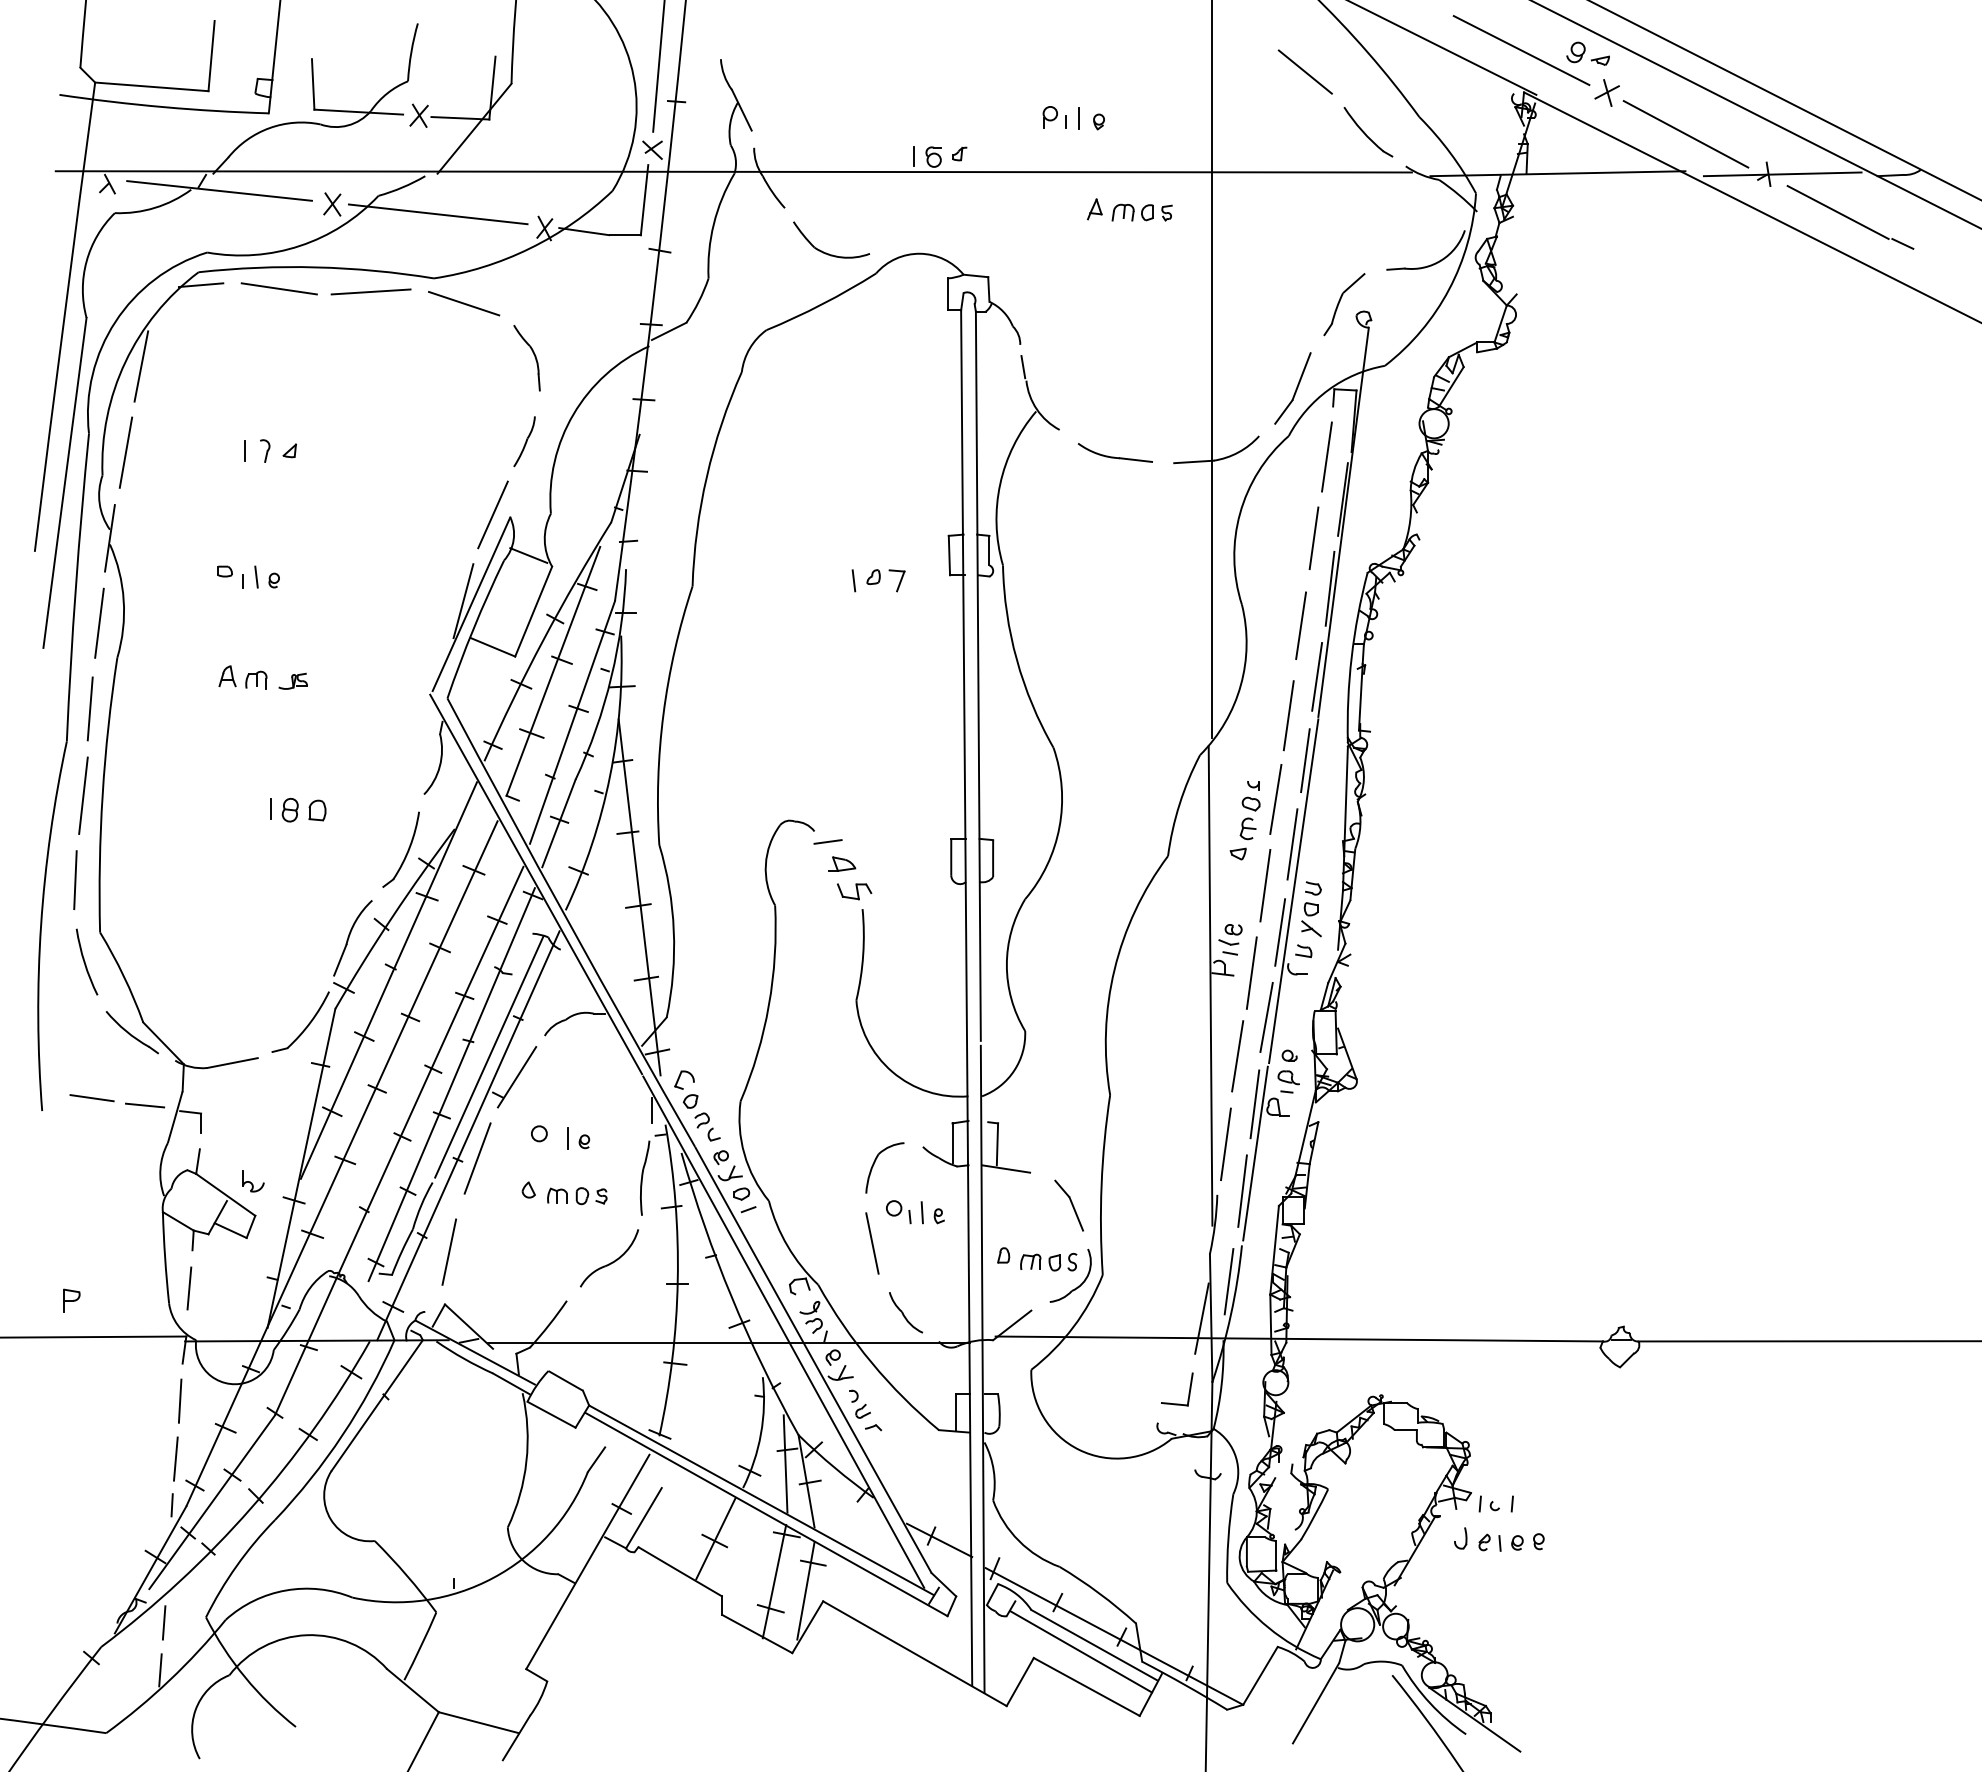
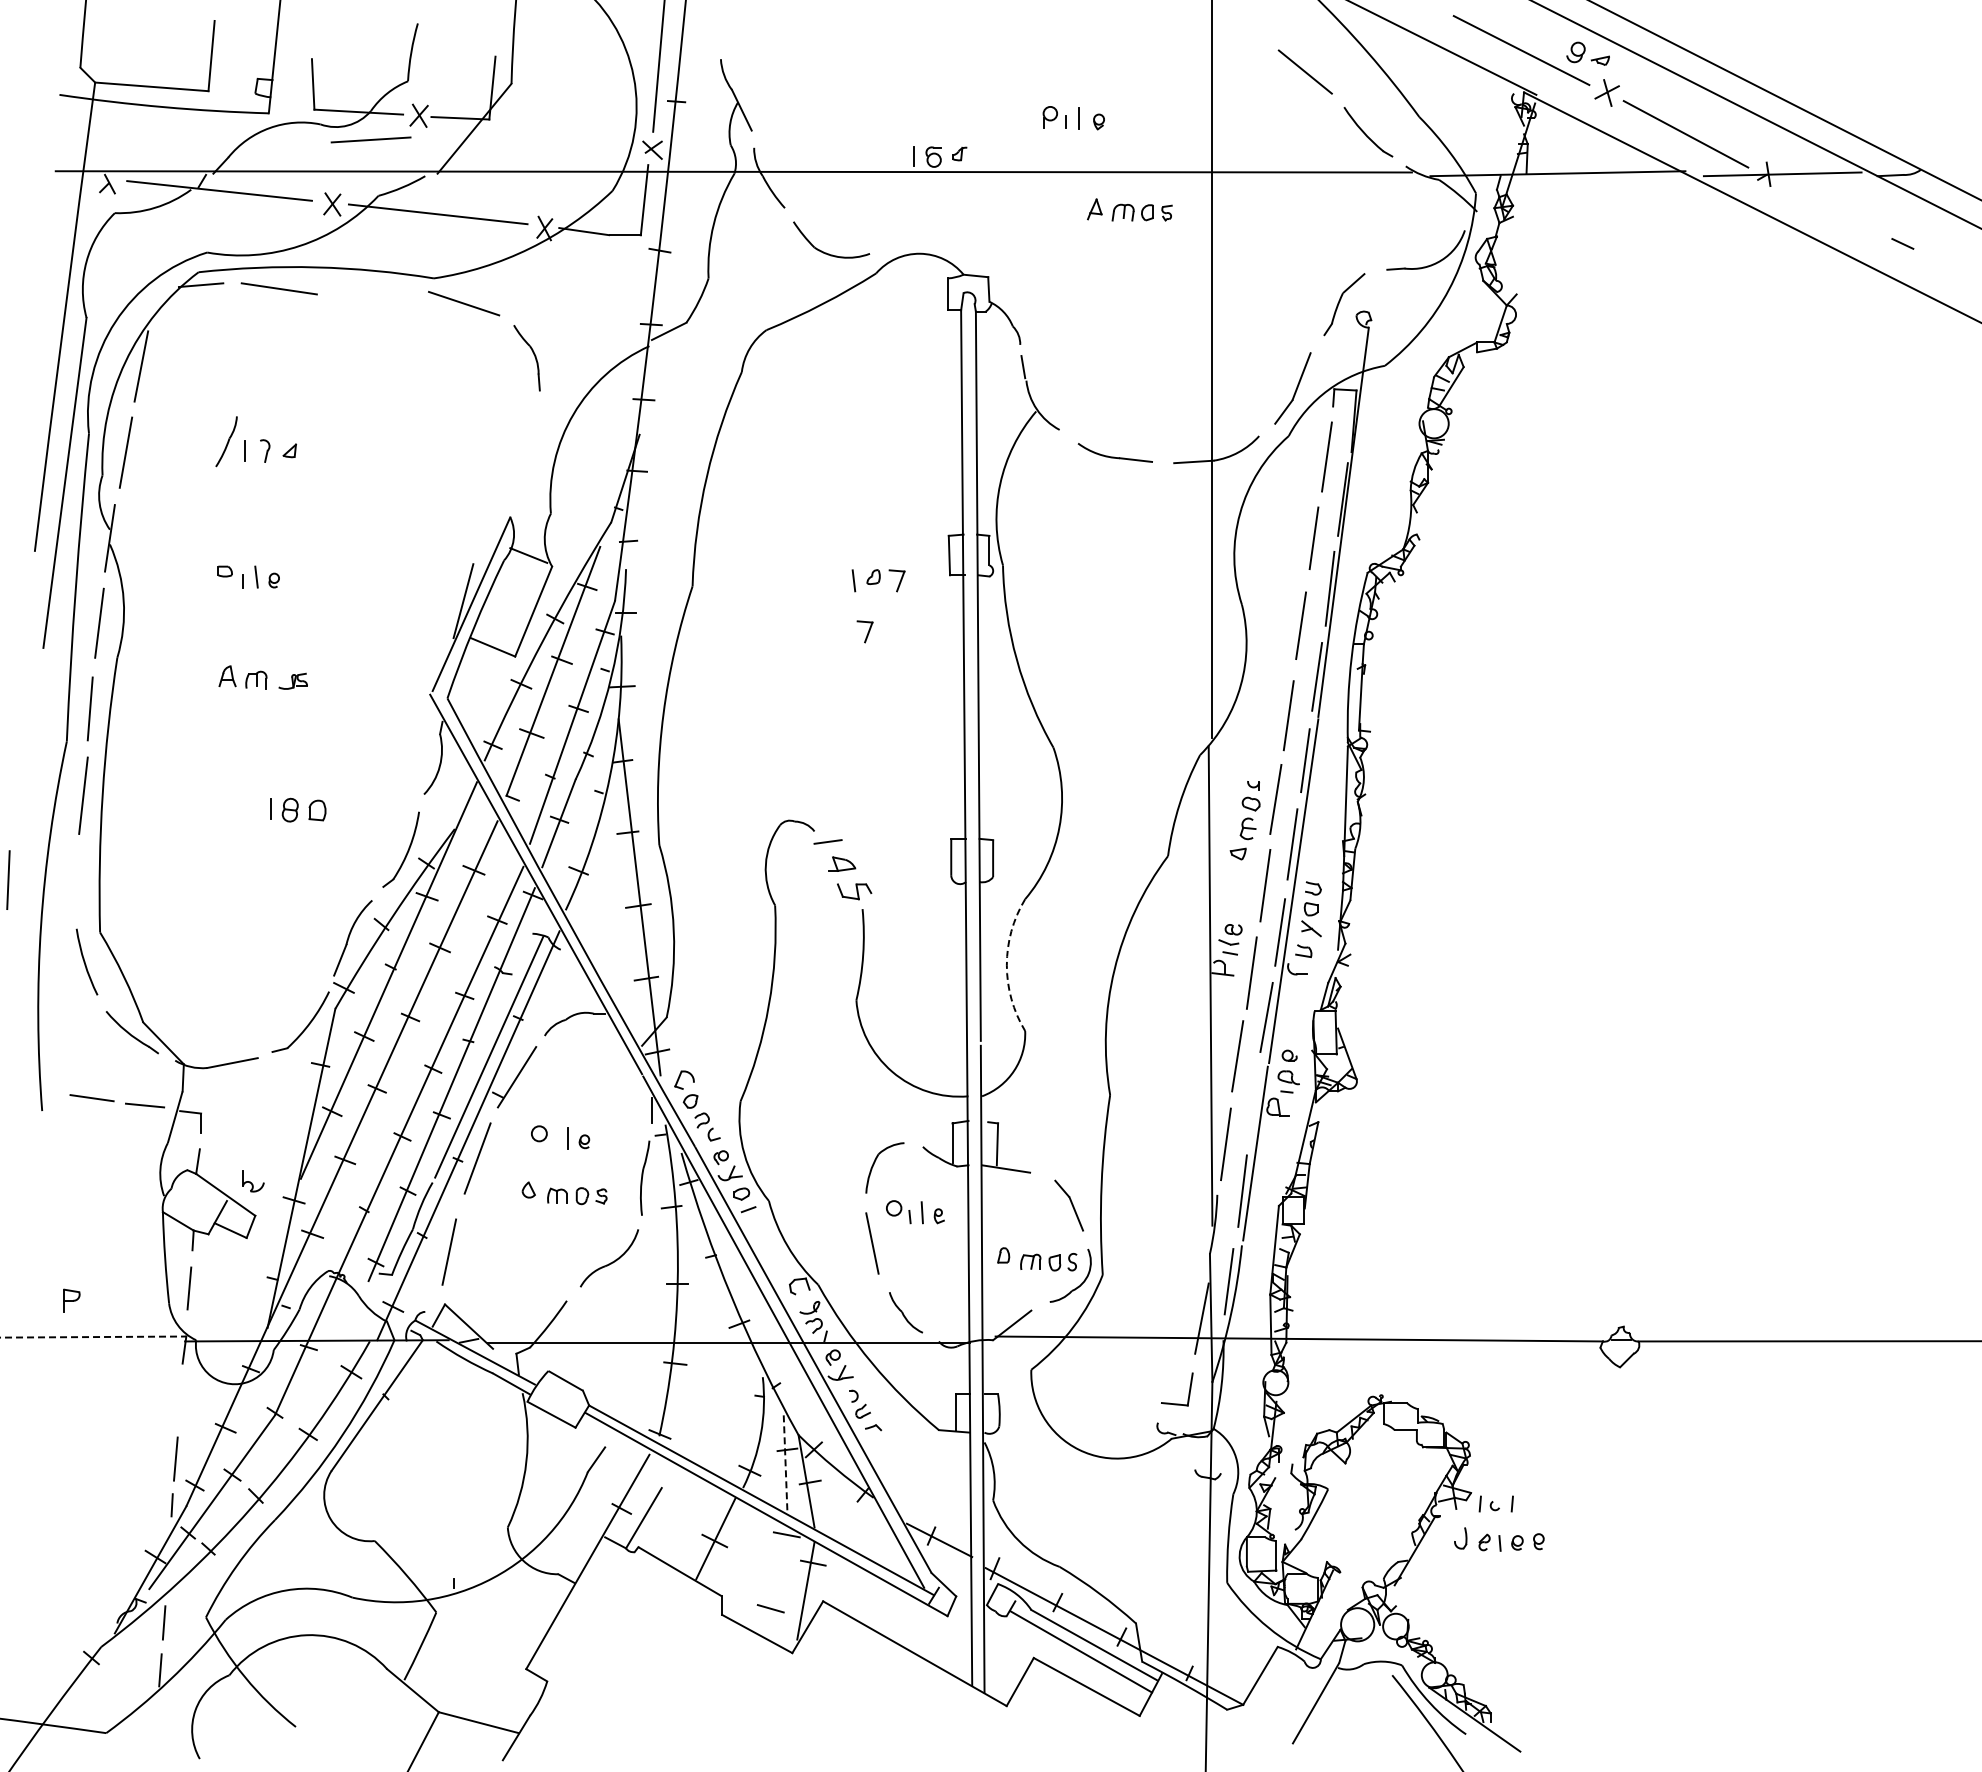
line: present -> none (1837, 212)
line position: (370, 291) -> (370, 139) (370, 139)
part position: (524, 441) -> (226, 441) (226, 441)
line: present -> none (492, 514)
part: none -> present (864, 631)
line position: (75, 879) -> (8, 879) (8, 879)
arc: solid -> dashed (1006, 965)
line: present -> none (1254, 1104)
line: solid -> dashed (93, 1337)
line: present -> none (179, 1400)
line: solid -> dashed (785, 1464)
line: present -> none (774, 1581)
